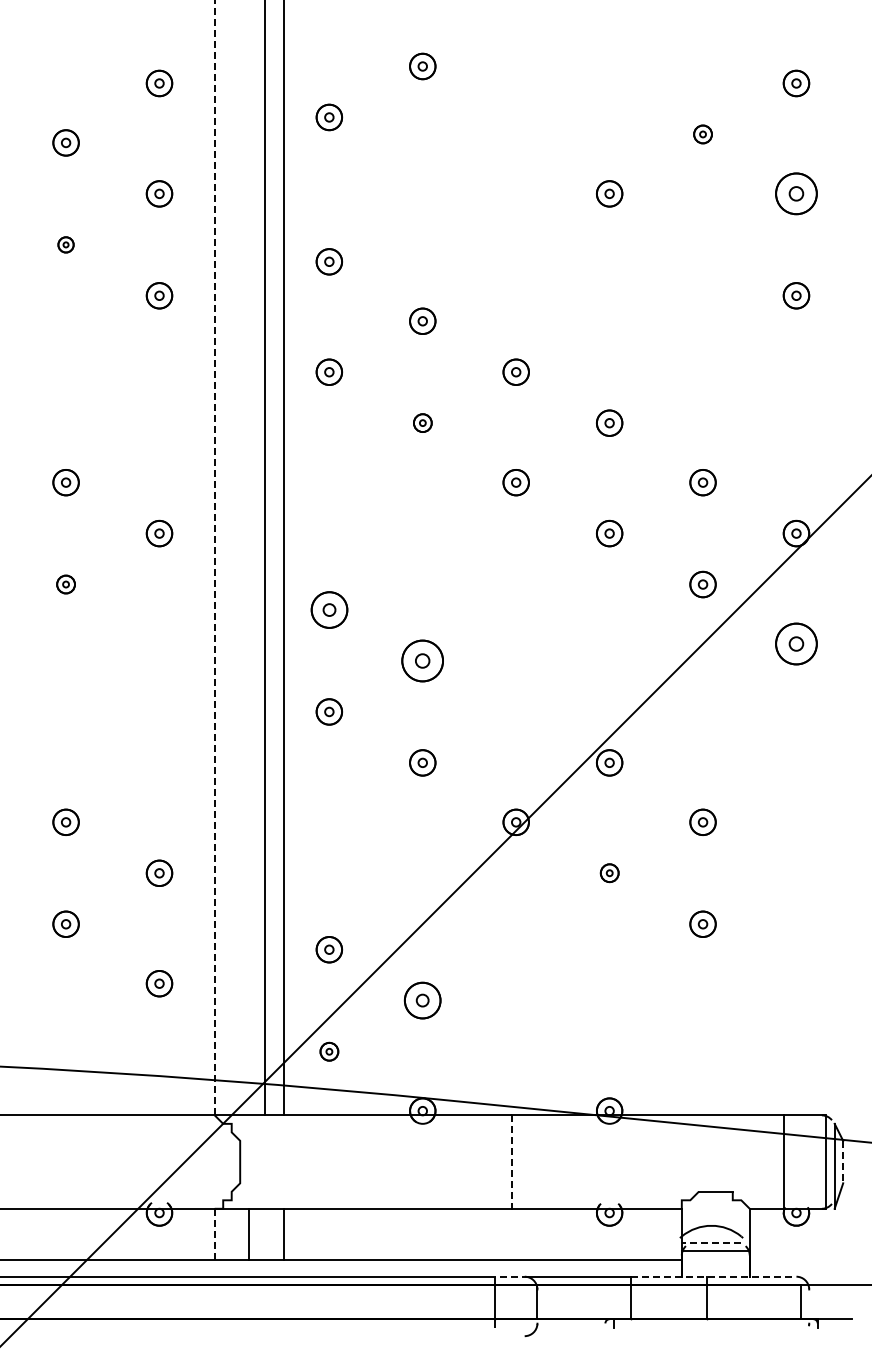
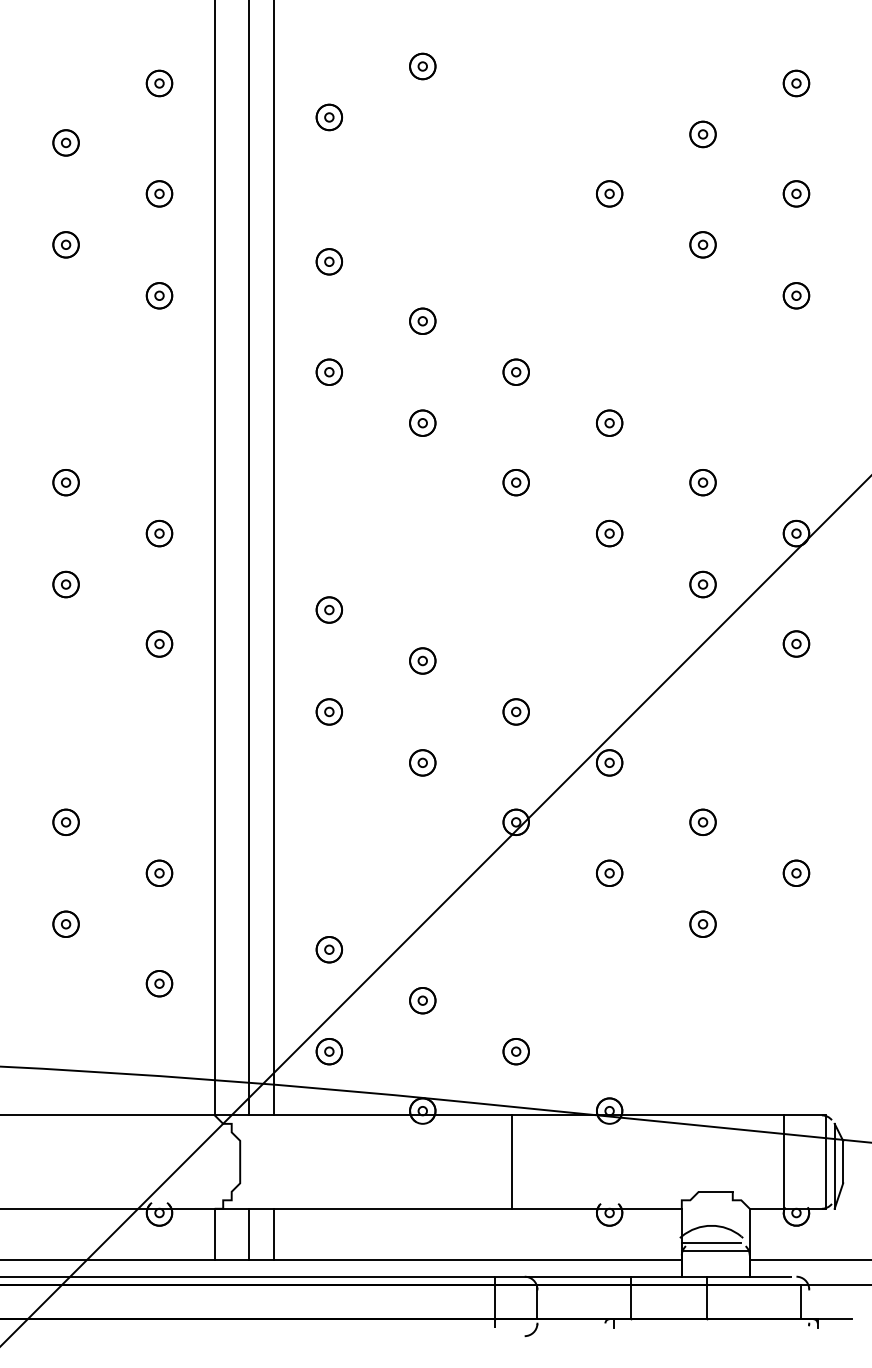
part size: 20x21 px -> 28x29 px (702, 134)
part size: 43x44 px -> 29x28 px (796, 193)
part size: 18x18 px -> 28x28 px (65, 244)
part: none -> present (702, 244)
part size: 20x20 px -> 28x28 px (422, 422)
line: dashed -> solid (214, 557)
line position: (264, 558) -> (248, 558) (248, 558)
line position: (284, 558) -> (274, 558) (274, 558)
part size: 20x21 px -> 28x29 px (65, 584)
part size: 39x38 px -> 28x28 px (328, 609)
part: none -> present (159, 643)
part size: 43x44 px -> 29x28 px (796, 643)
part size: 43x44 px -> 28x28 px (422, 660)
part: none -> present (515, 711)
part: none -> present (796, 872)
part size: 21x21 px -> 28x28 px (609, 872)
part size: 39x39 px -> 28x28 px (422, 1000)
part size: 21x21 px -> 29x28 px (329, 1051)
part: none -> present (515, 1051)
line: dashed -> solid (511, 1162)
line: dashed -> solid (843, 1162)
line: dashed -> solid (214, 1233)
line position: (284, 1233) -> (274, 1233) (274, 1233)
line: dashed -> solid (711, 1242)
line: none -> present (808, 1259)
line: dashed -> solid (511, 1276)
line: dashed -> solid (710, 1276)
